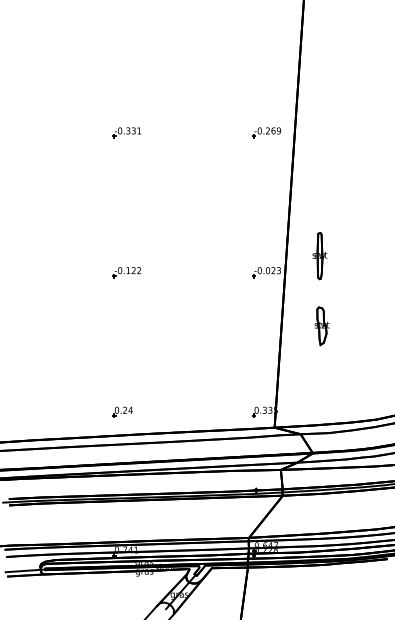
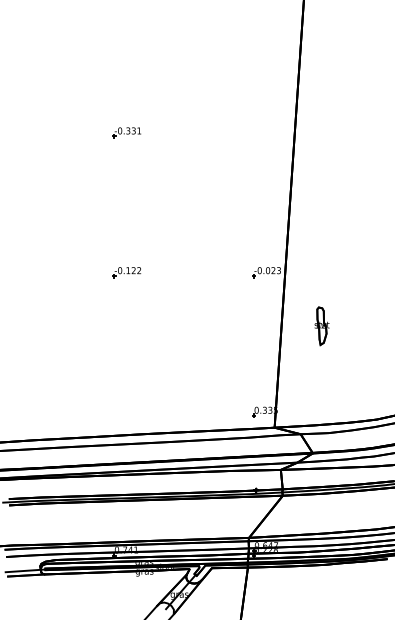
part: present -> none (266, 132)
part: present -> none (319, 256)
part: present -> none (122, 411)
